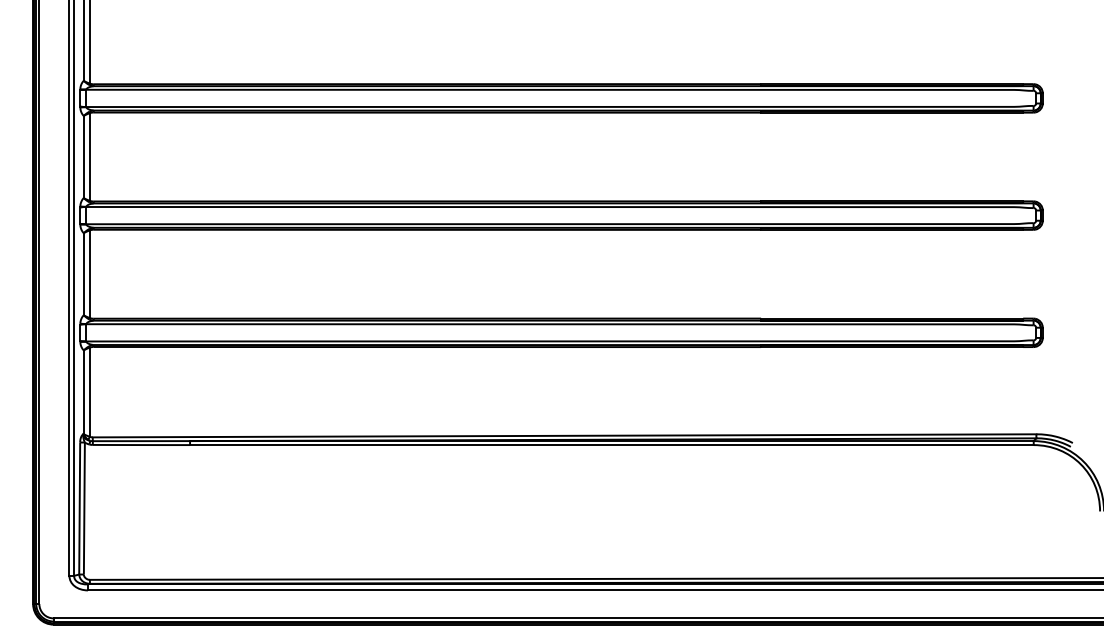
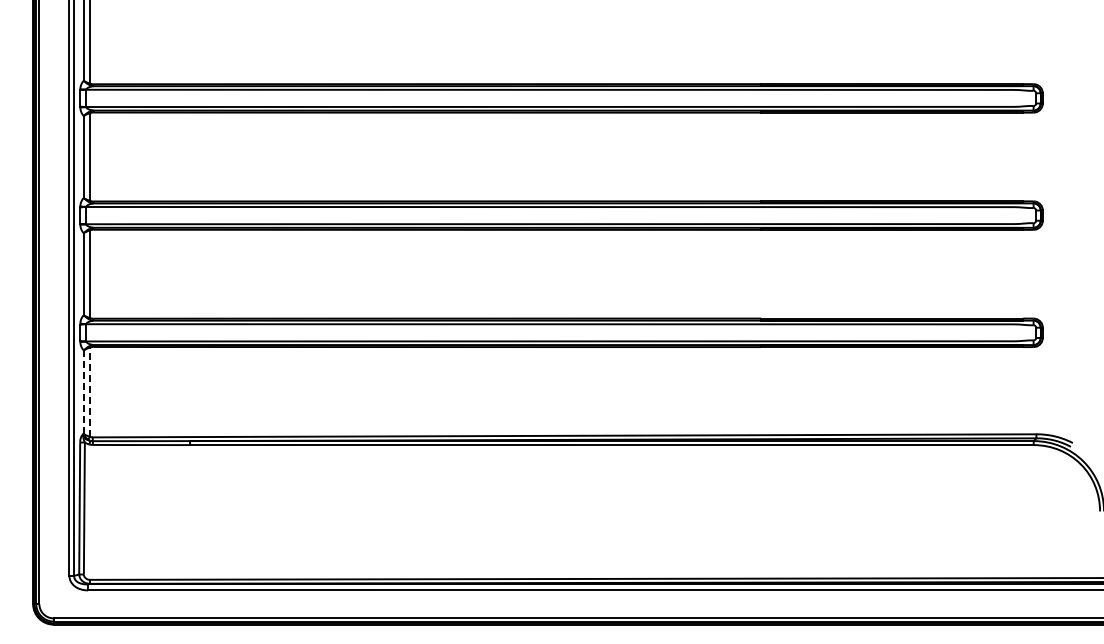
line: solid -> dashed (83, 392)
line: solid -> dashed (89, 392)
